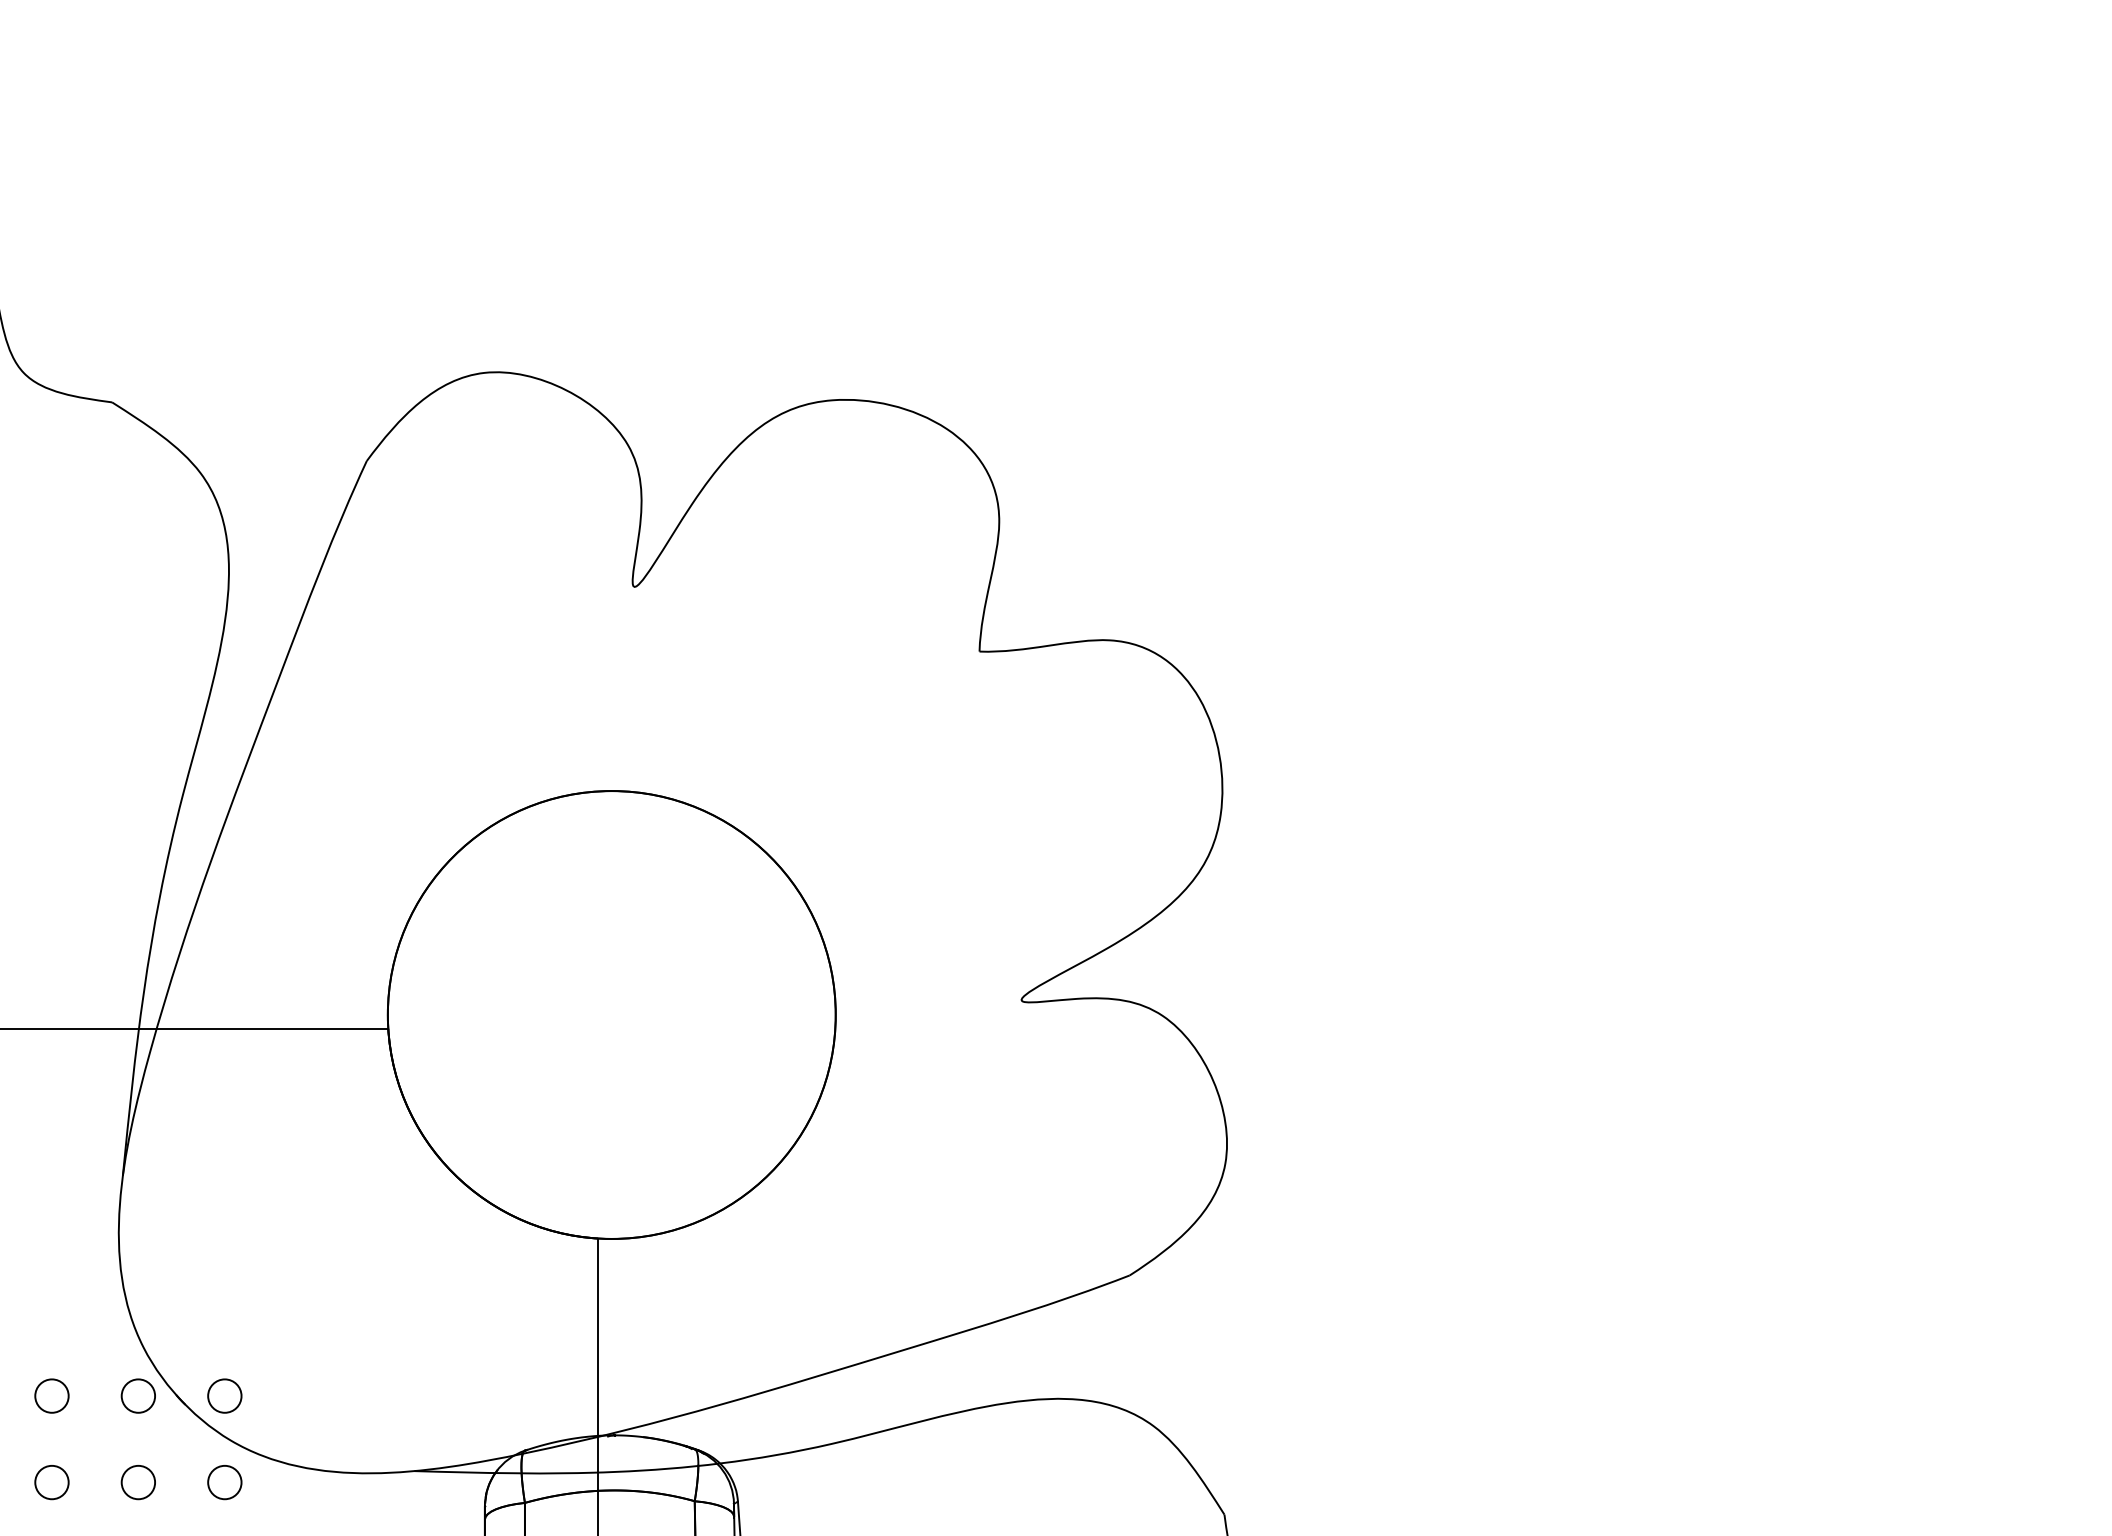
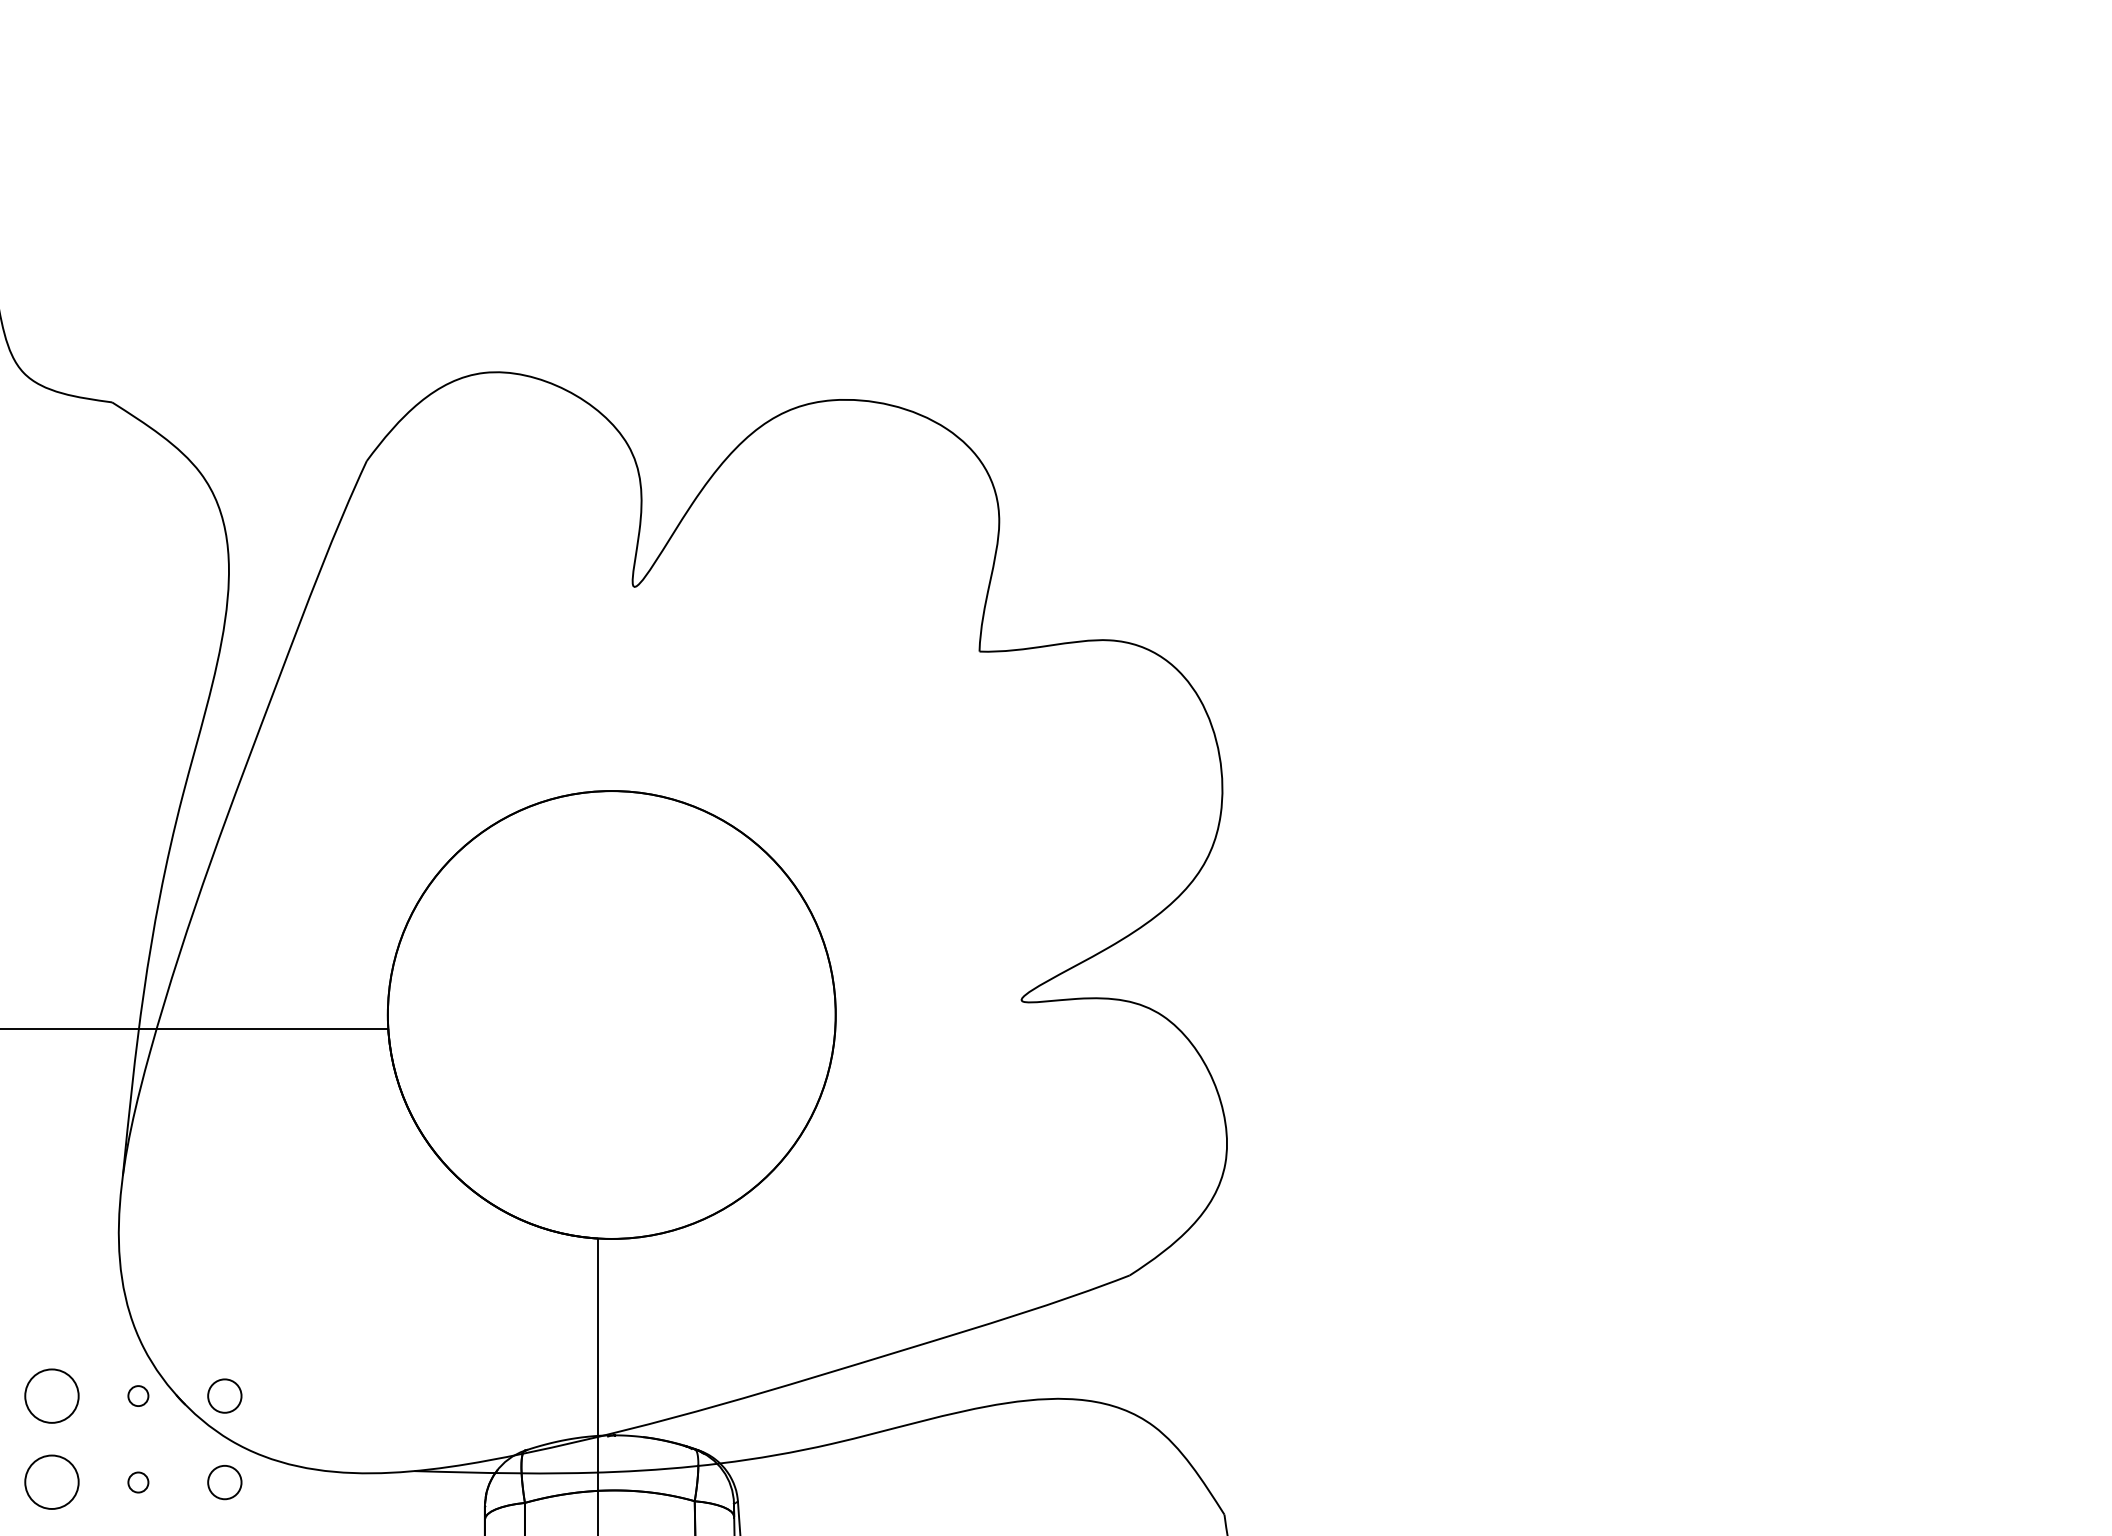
circle size: 36x36 px -> 56x56 px (51, 1395)
circle diameter: 33 px -> 20 px (138, 1396)
circle size: 36x36 px -> 56x56 px (51, 1481)
circle diameter: 33 px -> 20 px (138, 1482)
